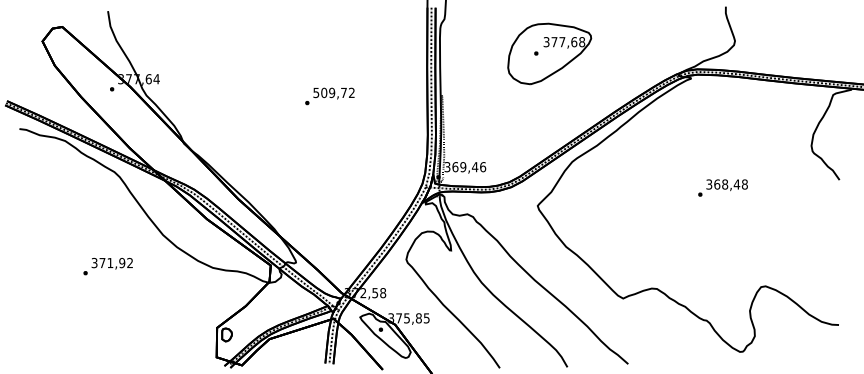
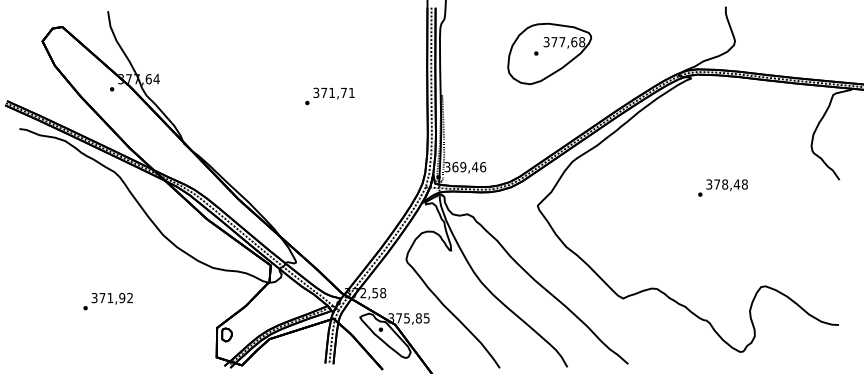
text: 509,72 -> 371,71 (333, 92)
text: 368,48 -> 378,48 (717, 184)
text position: (107, 266) -> (107, 301) (107, 301)
